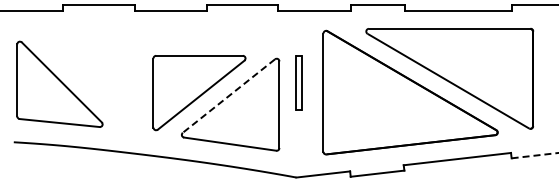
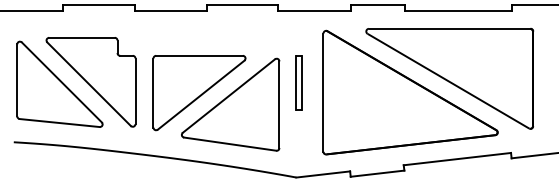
part: none -> present (90, 82)
line: dashed -> solid (228, 96)
line: dashed -> solid (535, 155)
